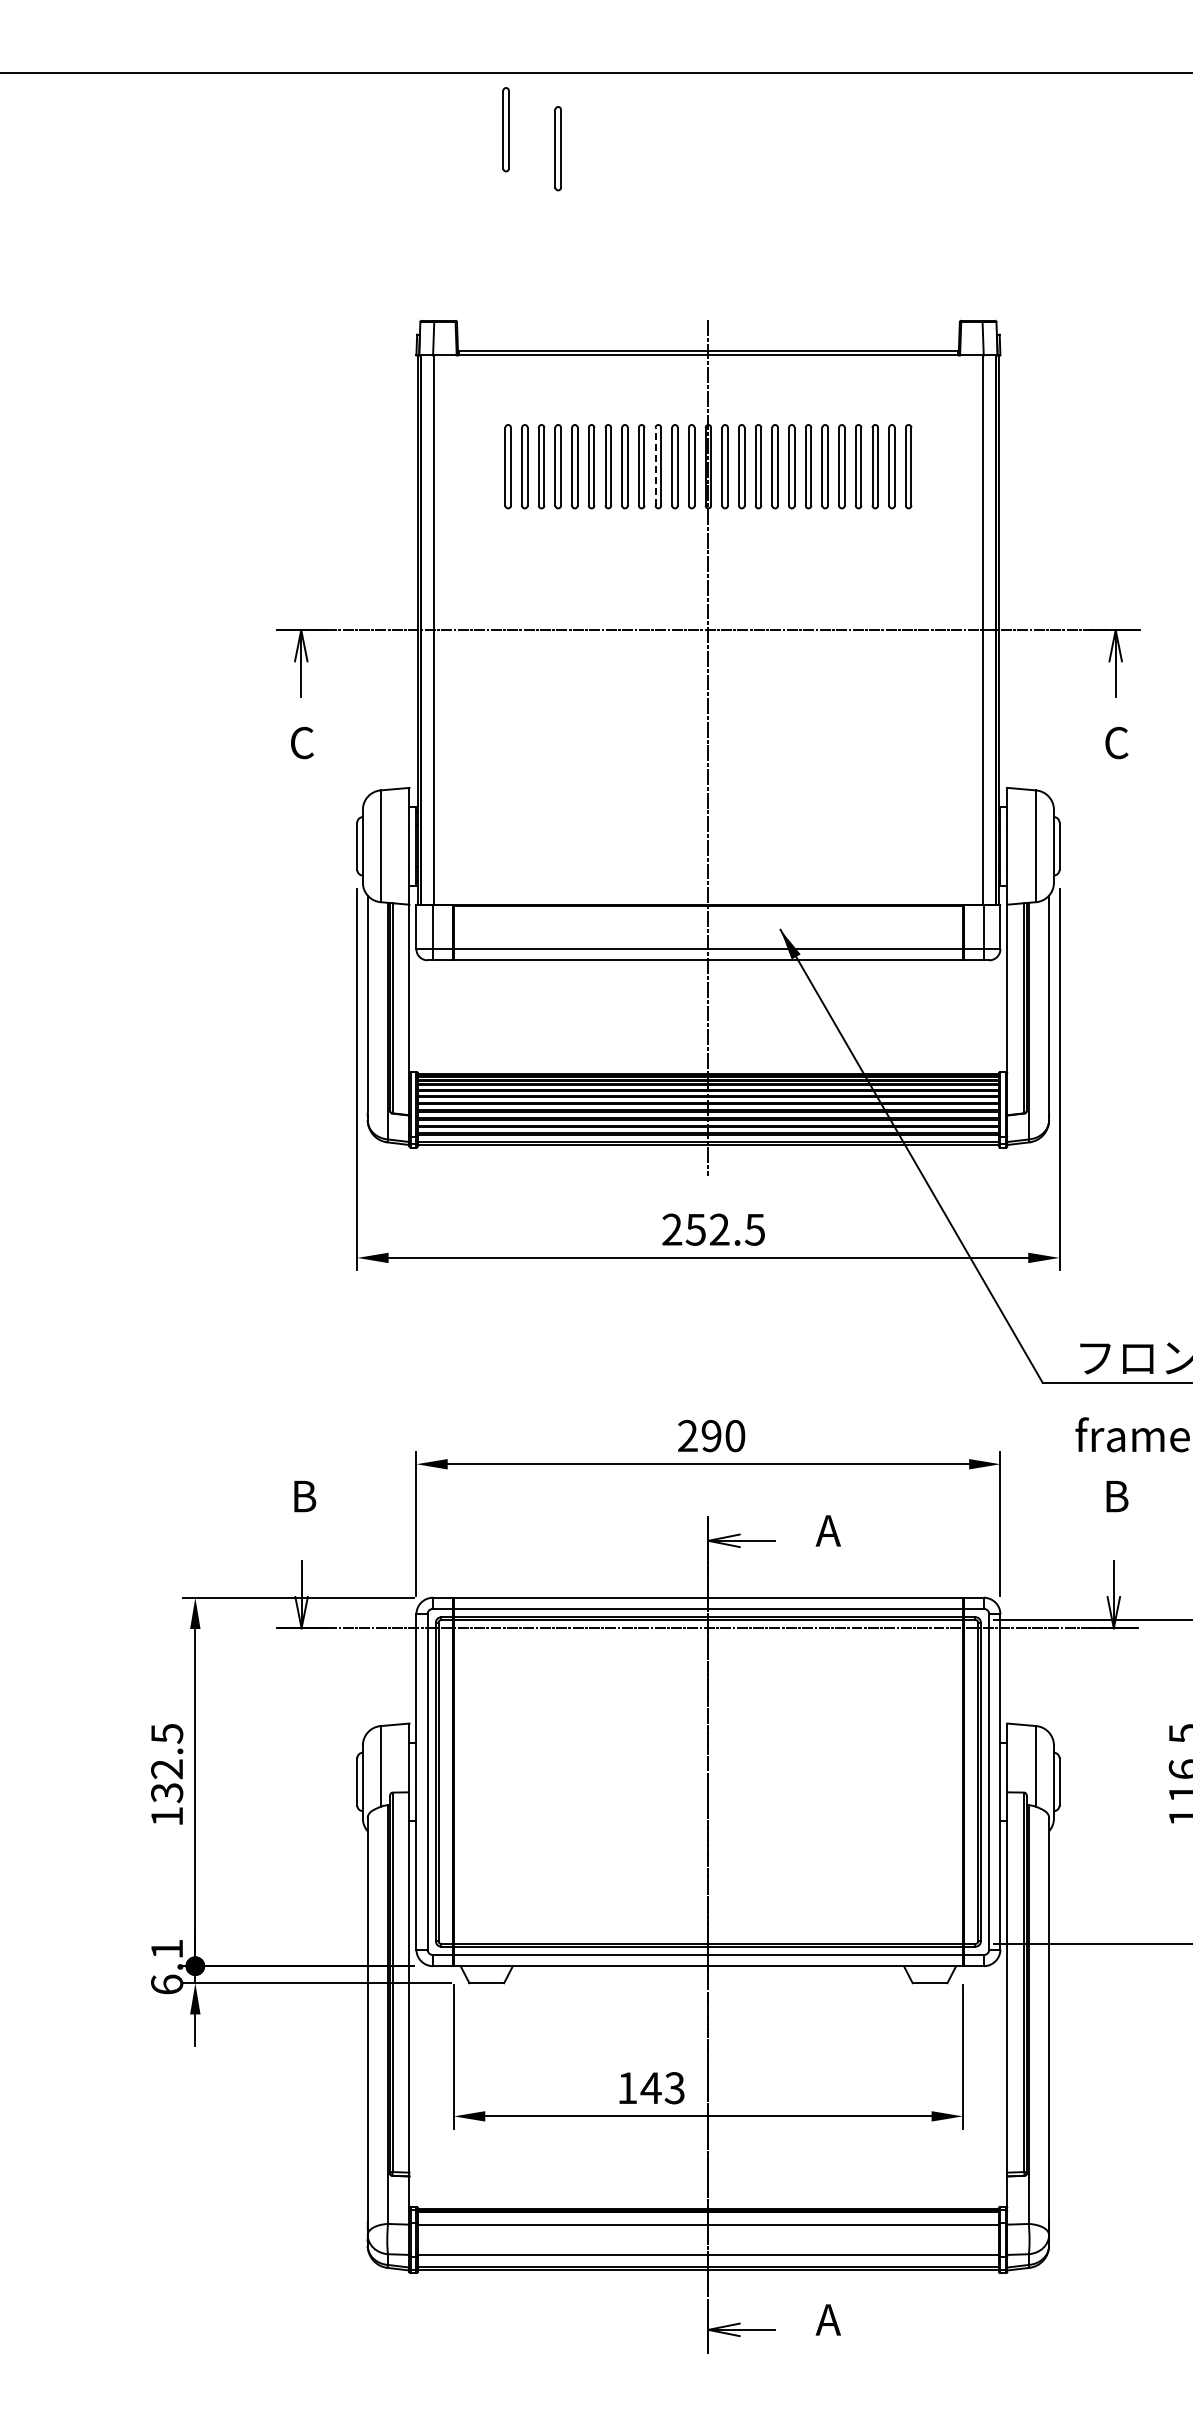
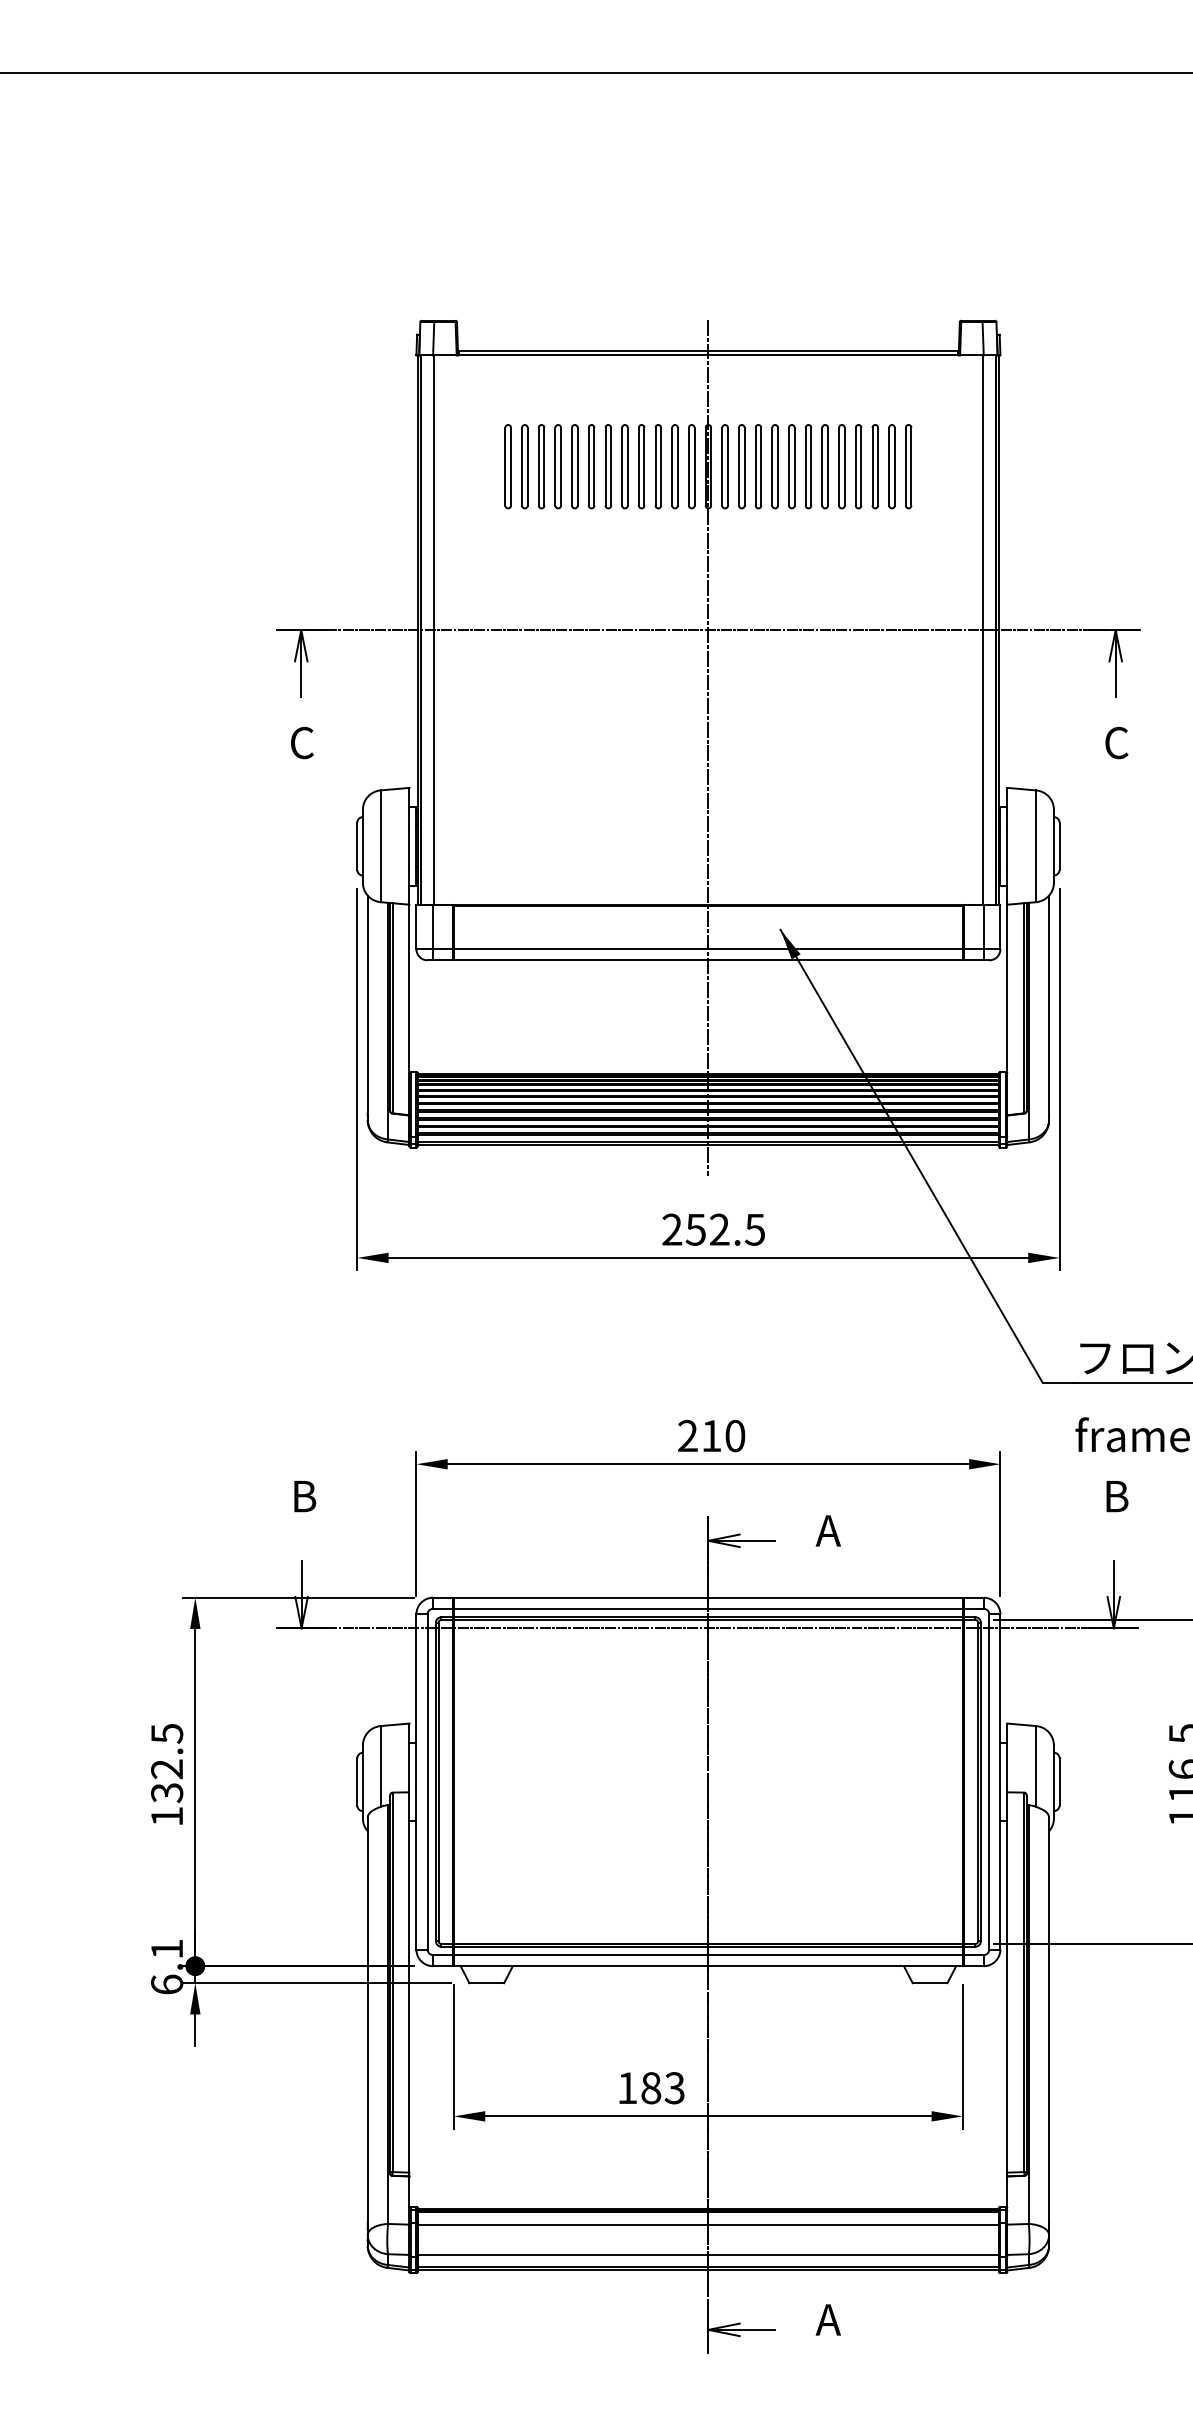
part: present -> none (505, 129)
part: present -> none (557, 148)
line: dashed -> solid (655, 466)
text: 290 -> 210 (711, 1436)
text: 143 -> 183 (650, 2088)
